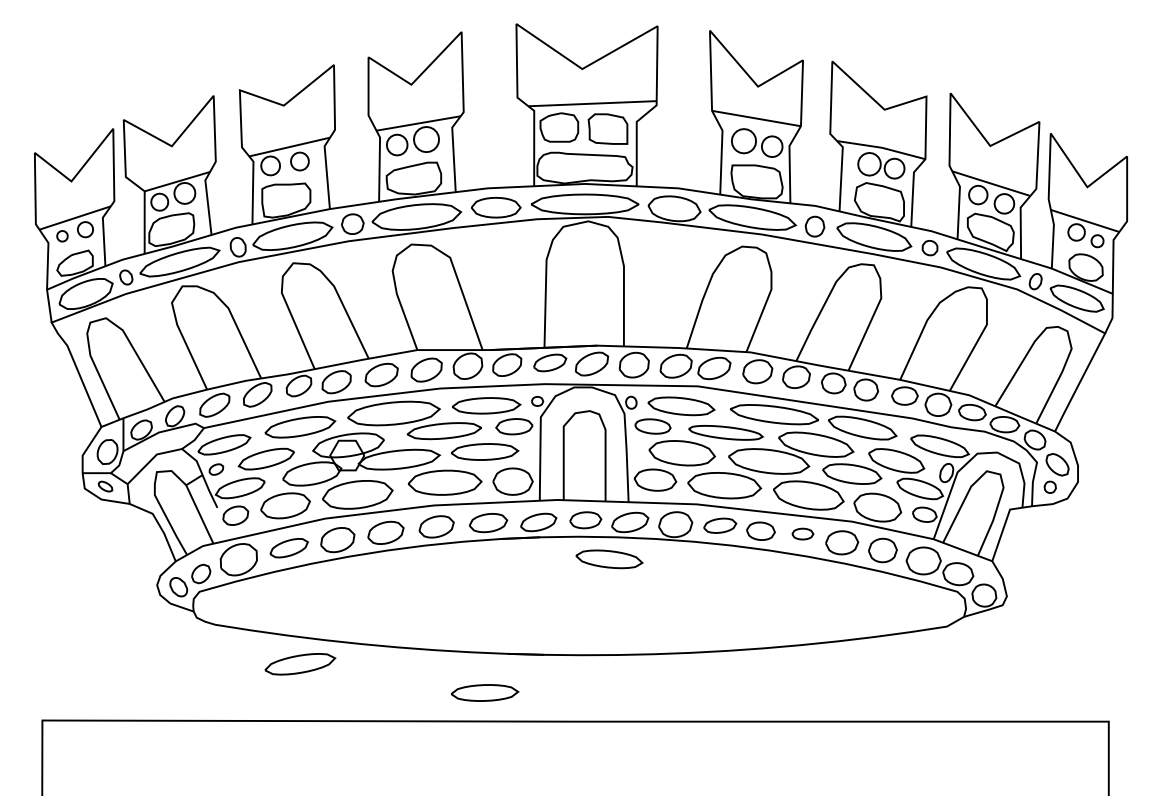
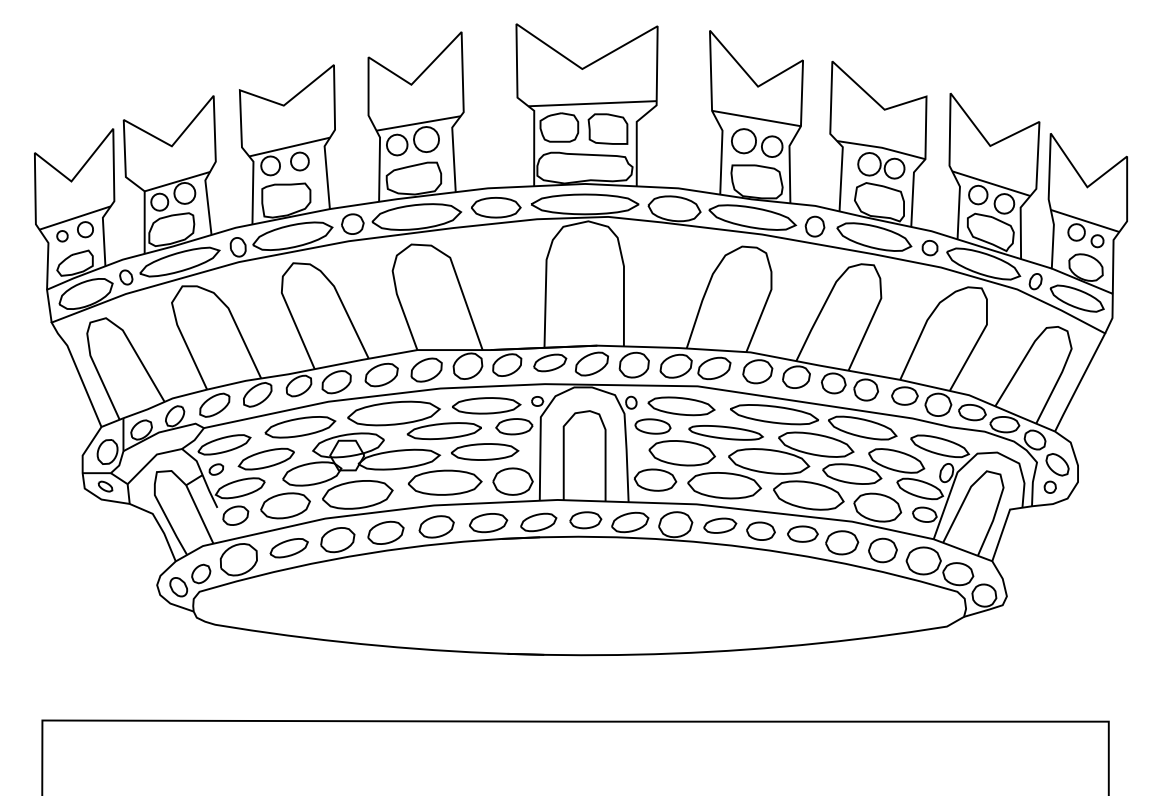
part size: 24x14 px -> 32x18 px (802, 533)
part: present -> none (609, 559)
part: present -> none (300, 664)
part: present -> none (485, 692)
